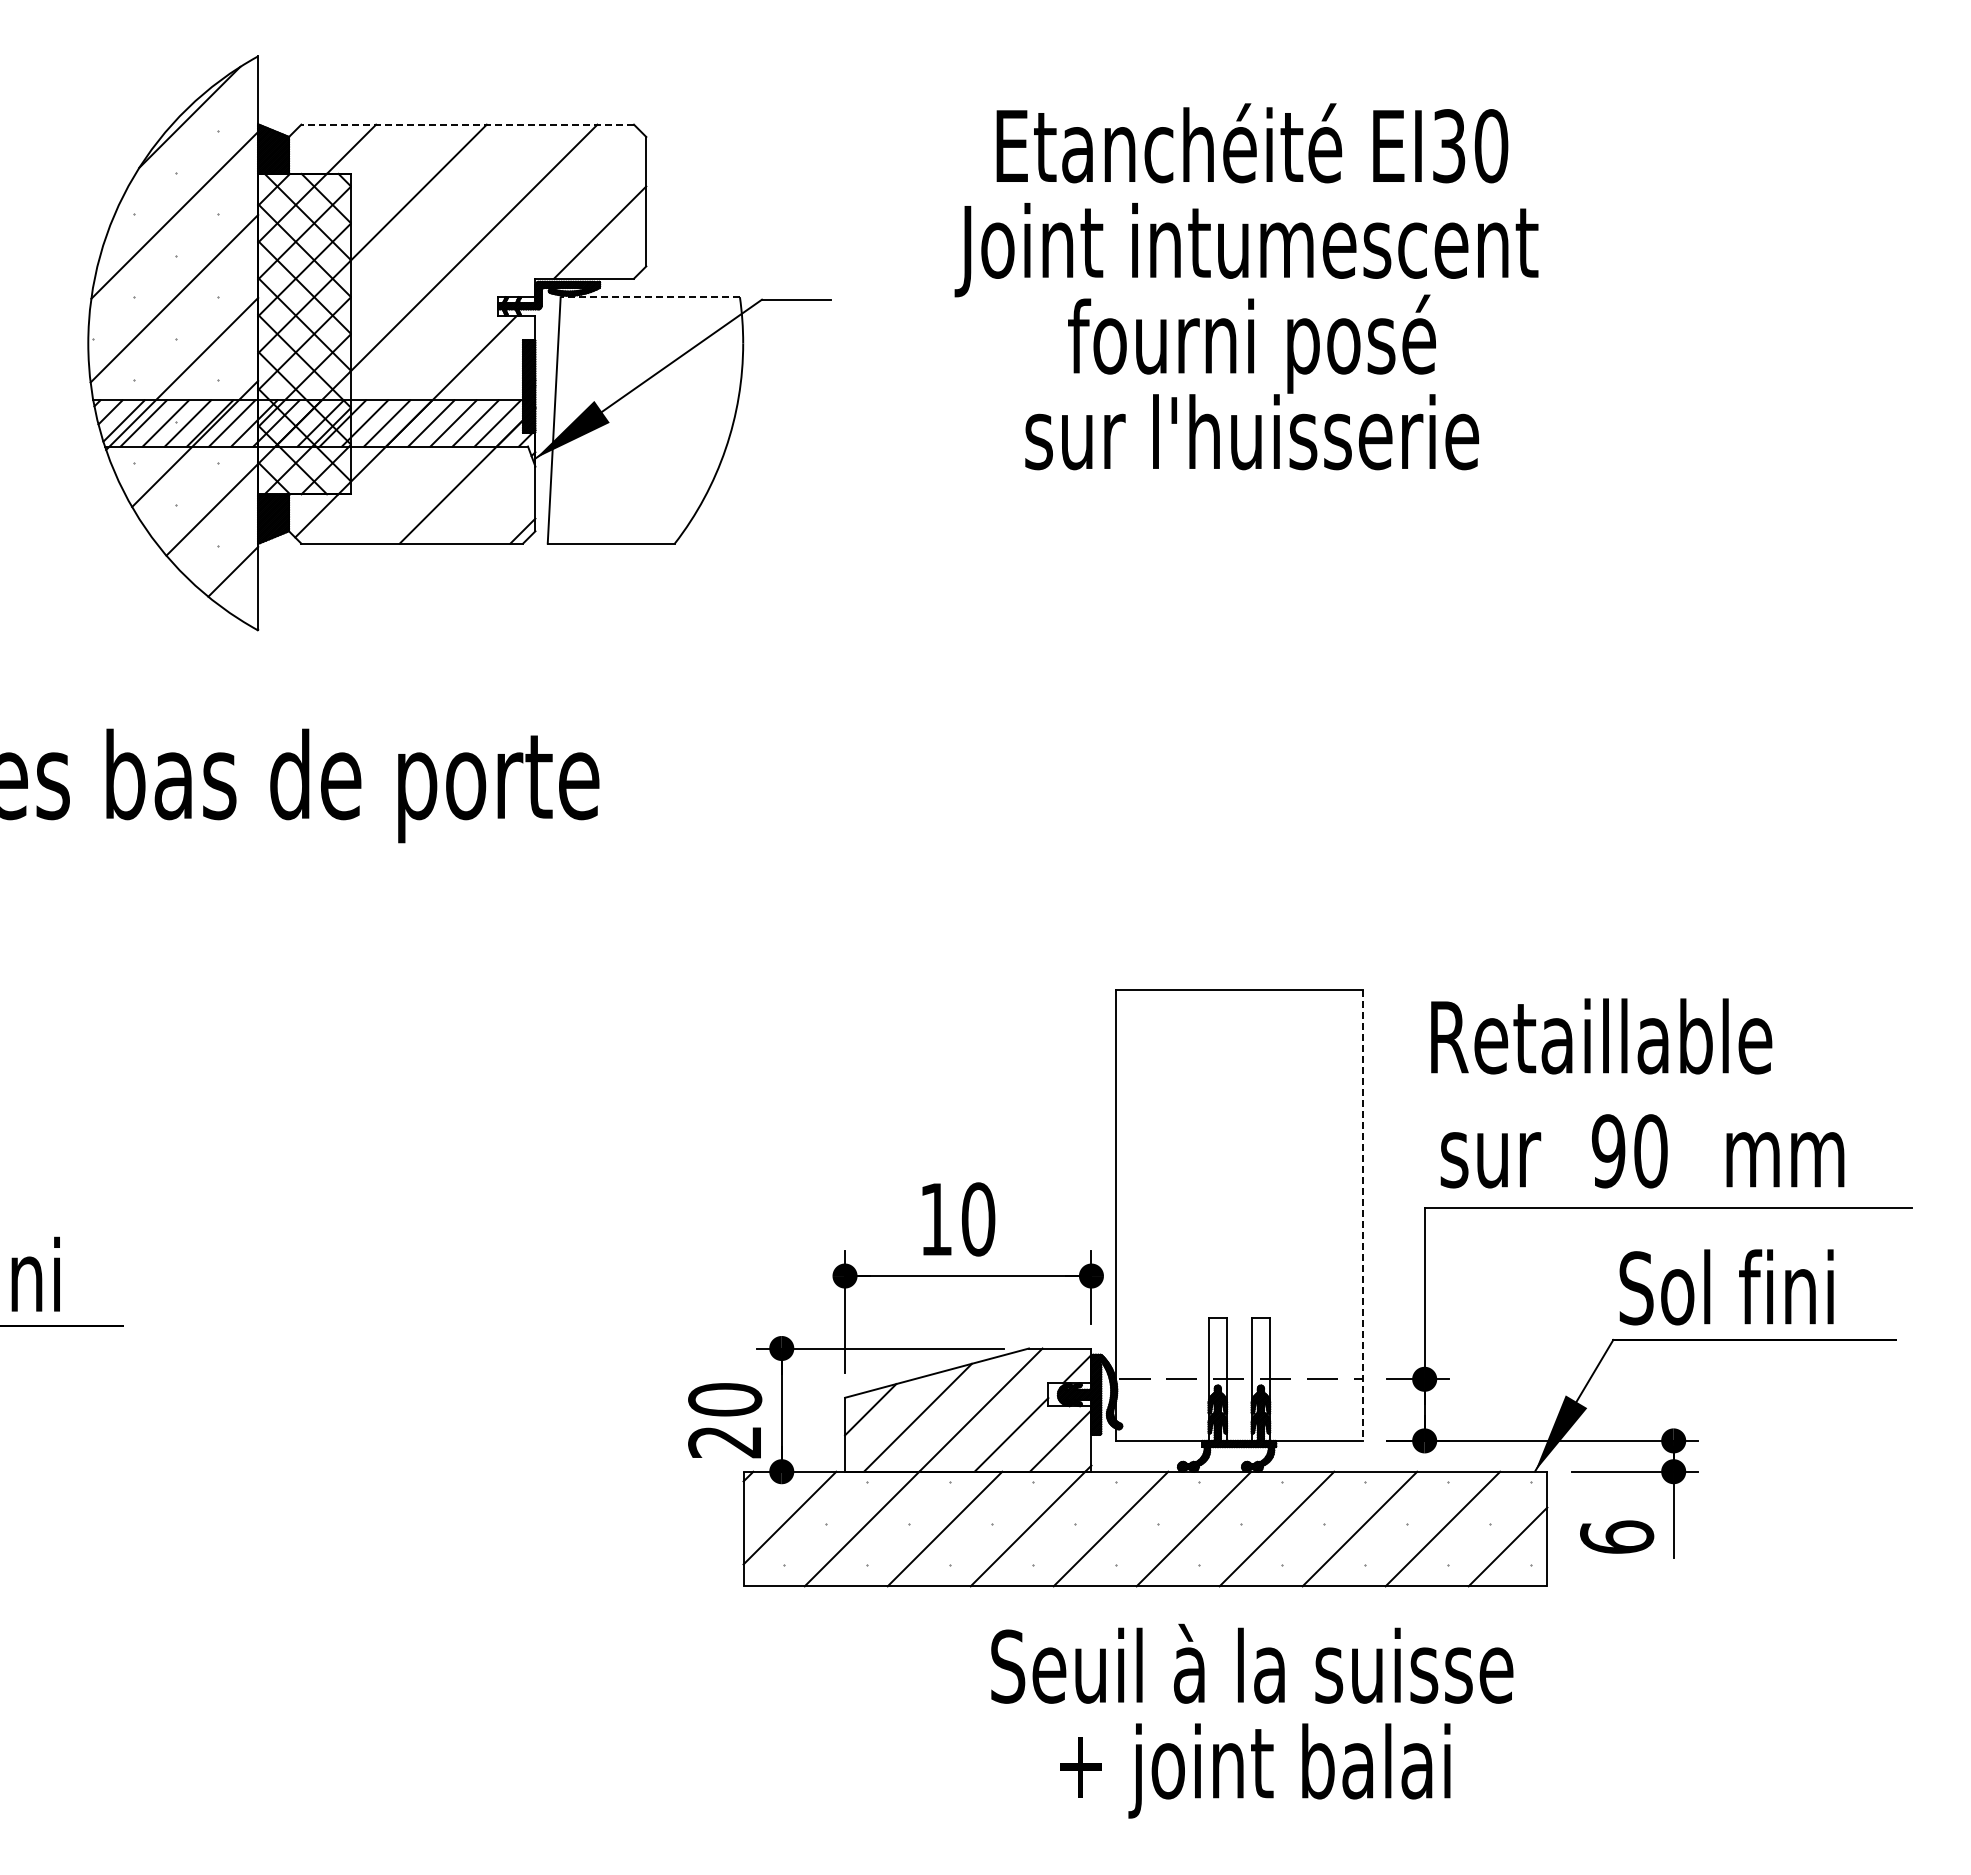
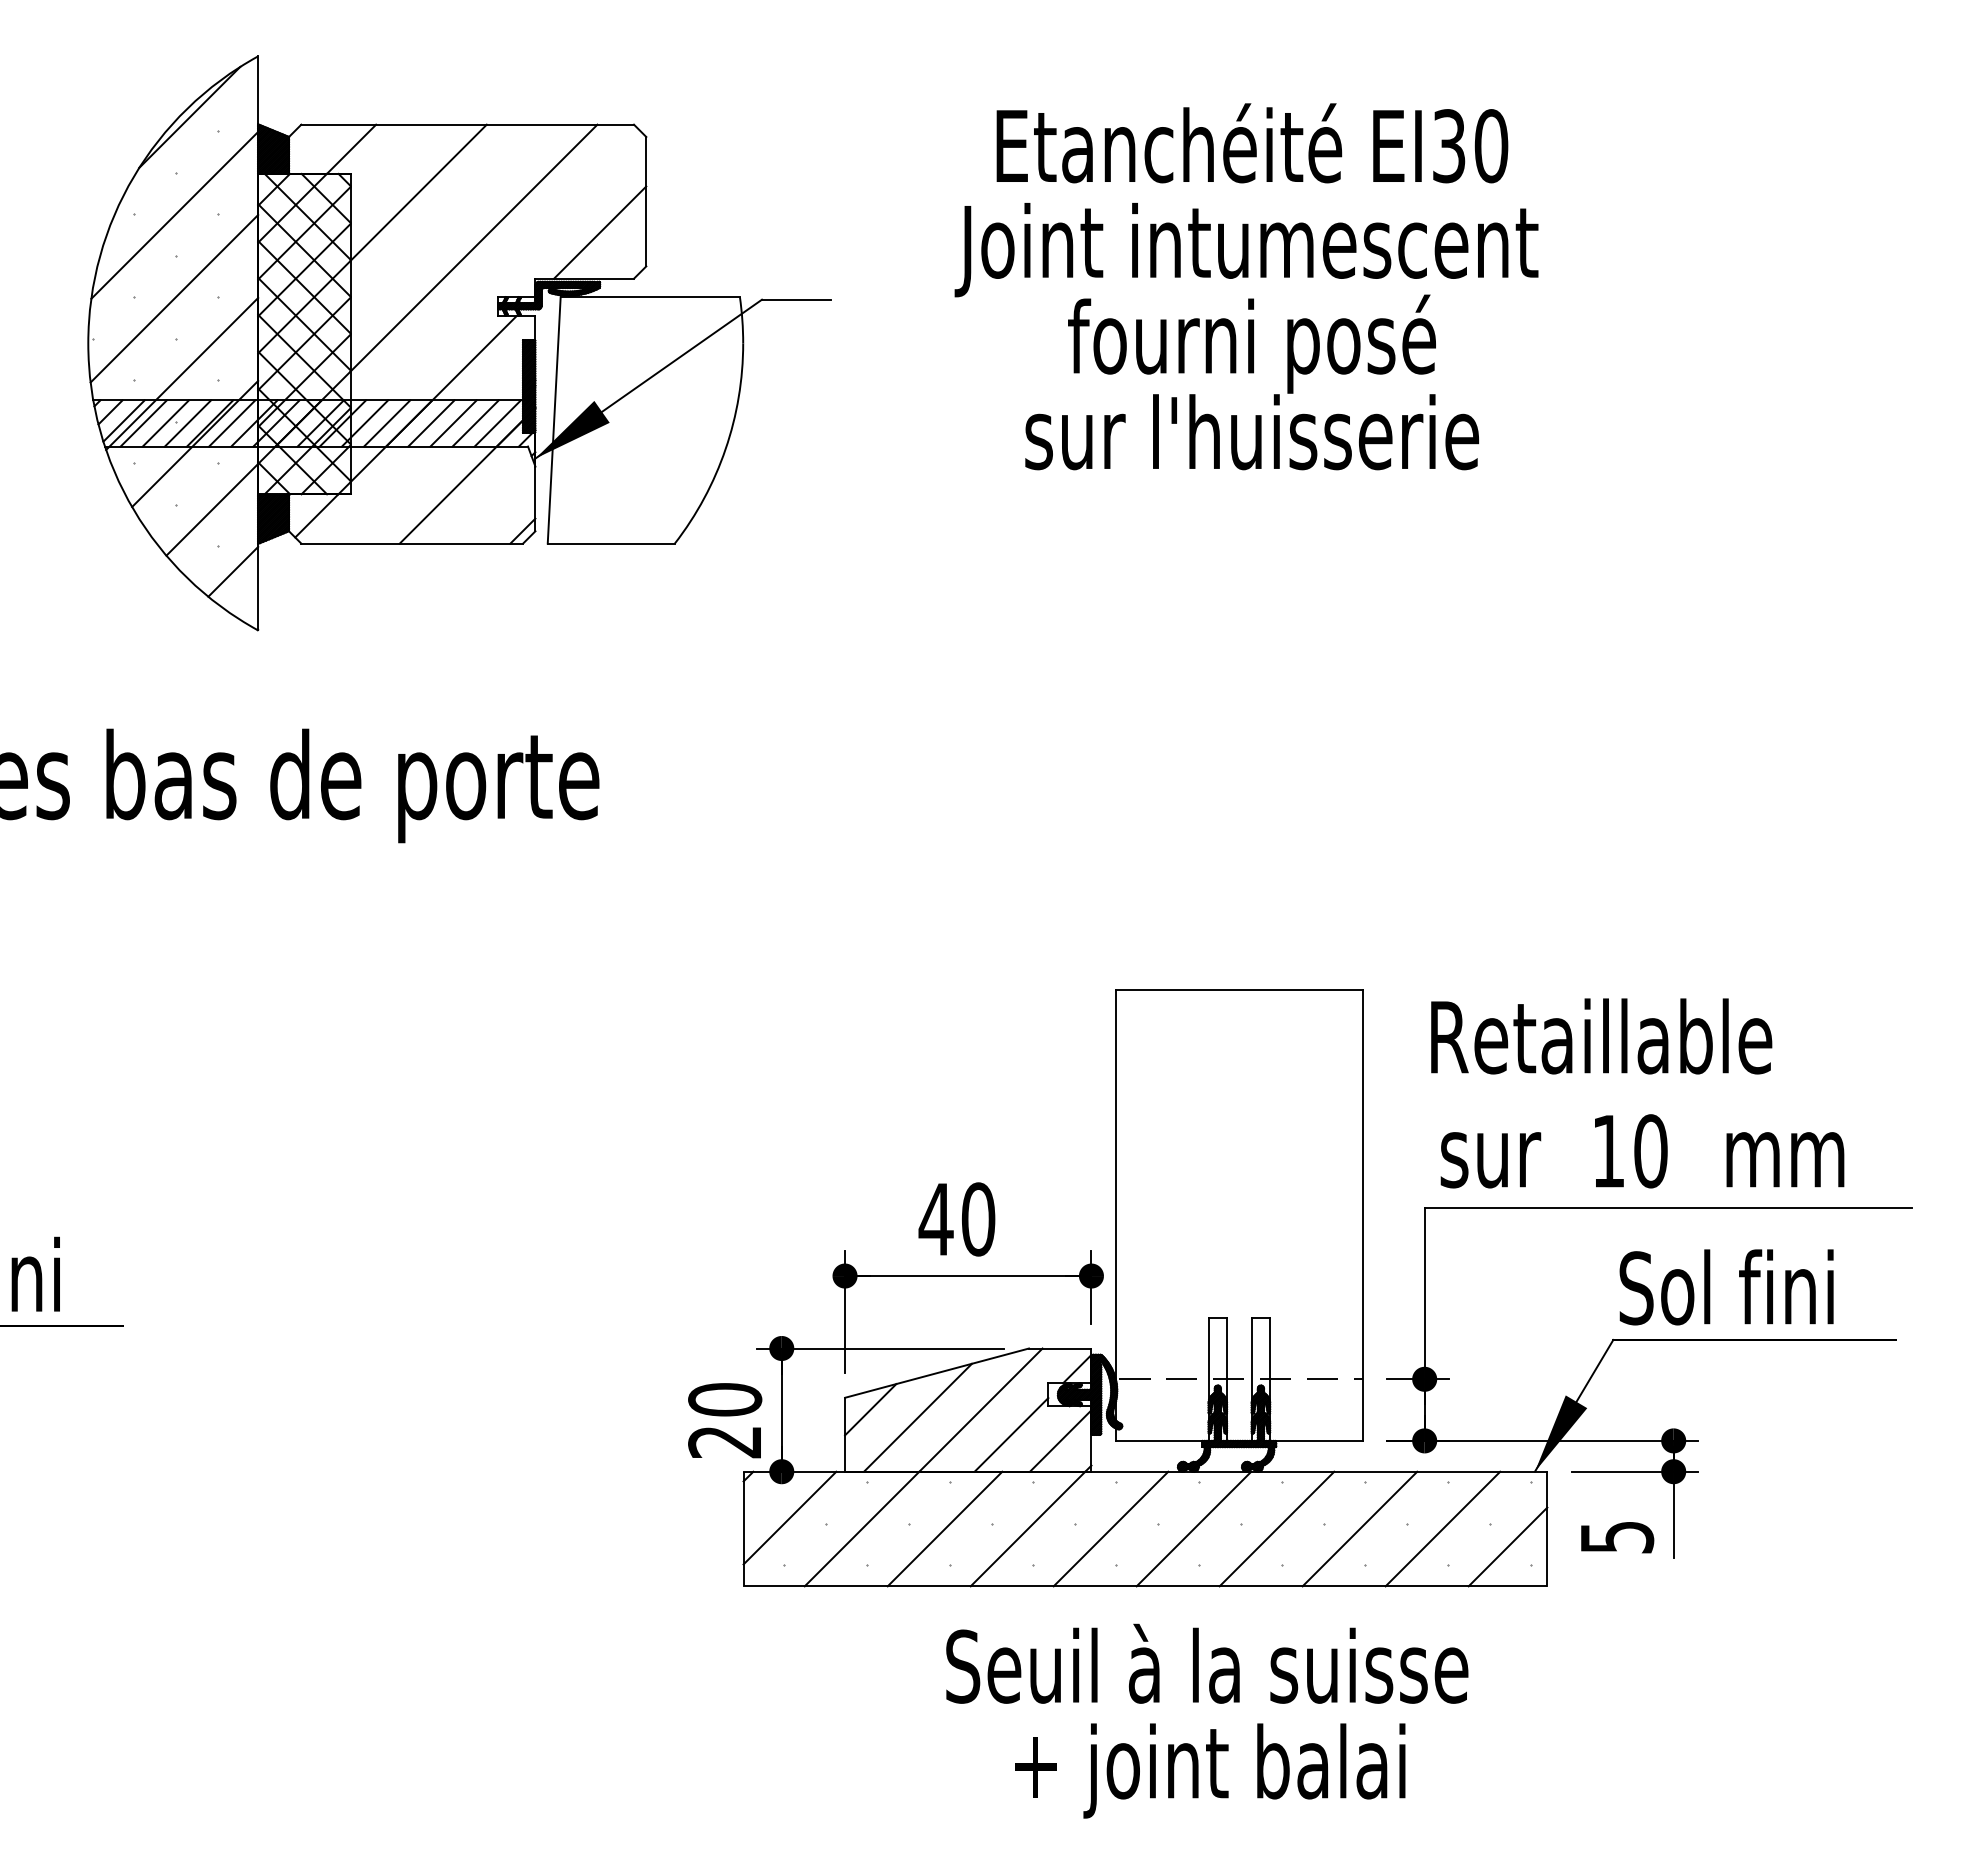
line: dashed -> solid (467, 124)
line: dashed -> solid (650, 297)
text: 90 -> 10 (1608, 1151)
line: dashed -> solid (1362, 1215)
text: 10 -> 40 (935, 1219)
text: 6 -> 5 (1617, 1536)
text position: (1252, 1720) -> (1207, 1720) (1207, 1720)
